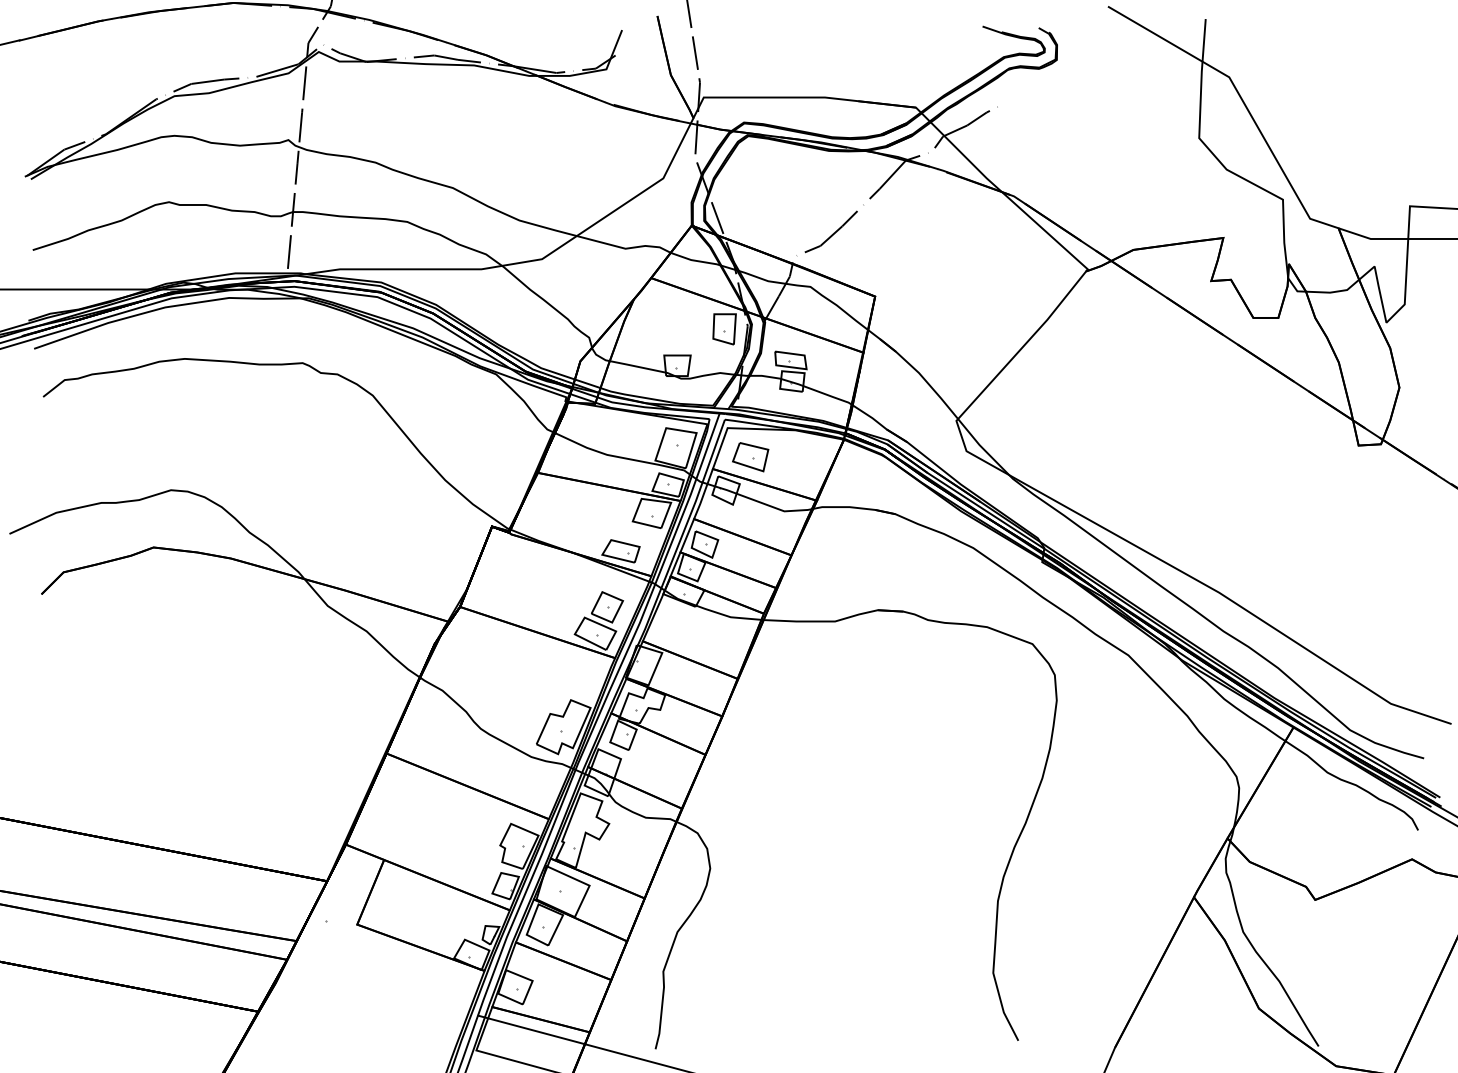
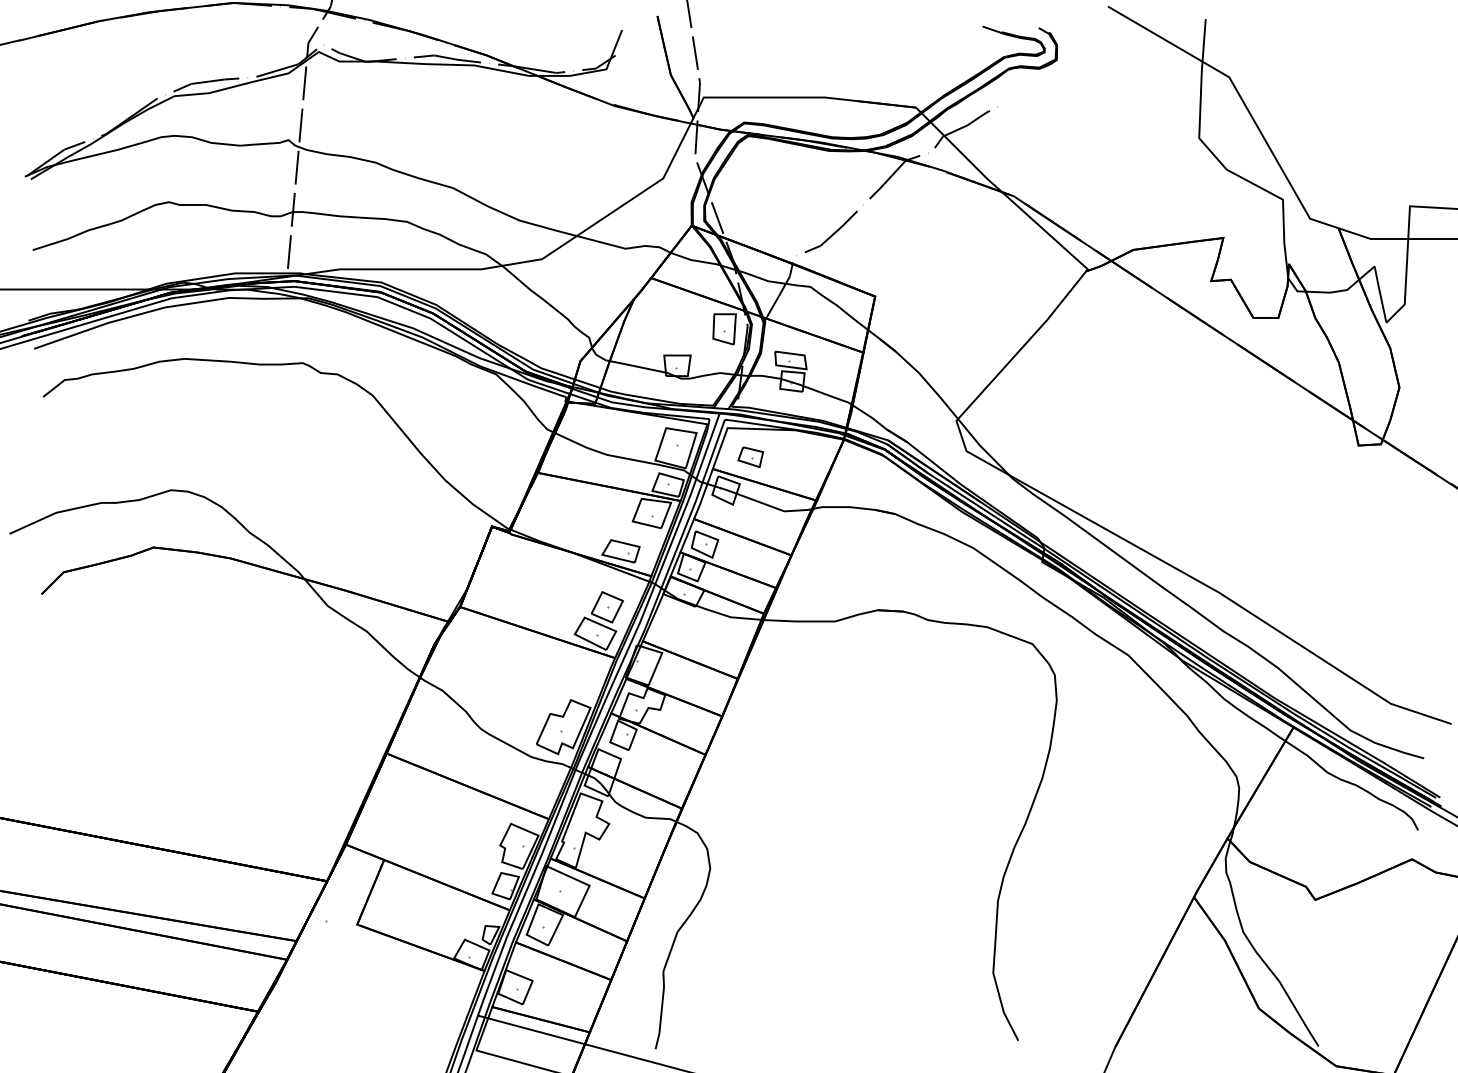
part size: 38x31 px -> 28x23 px (750, 457)
